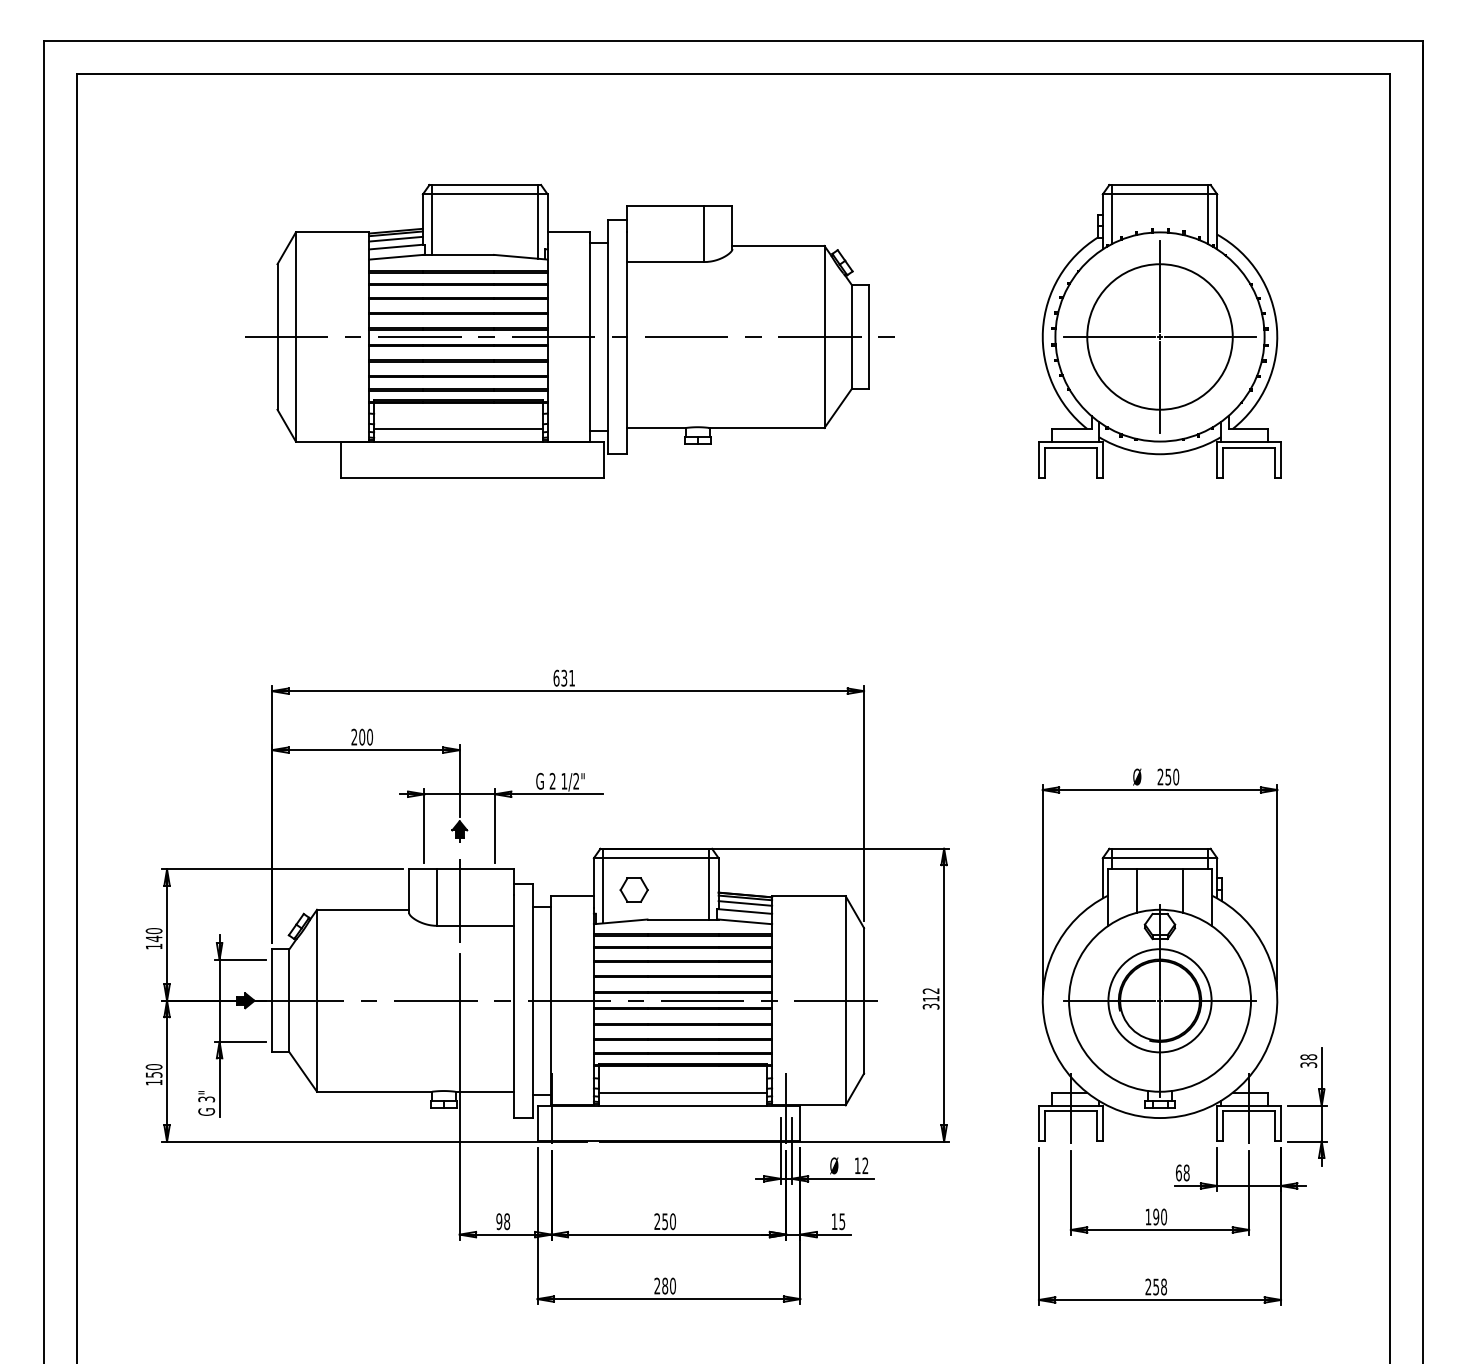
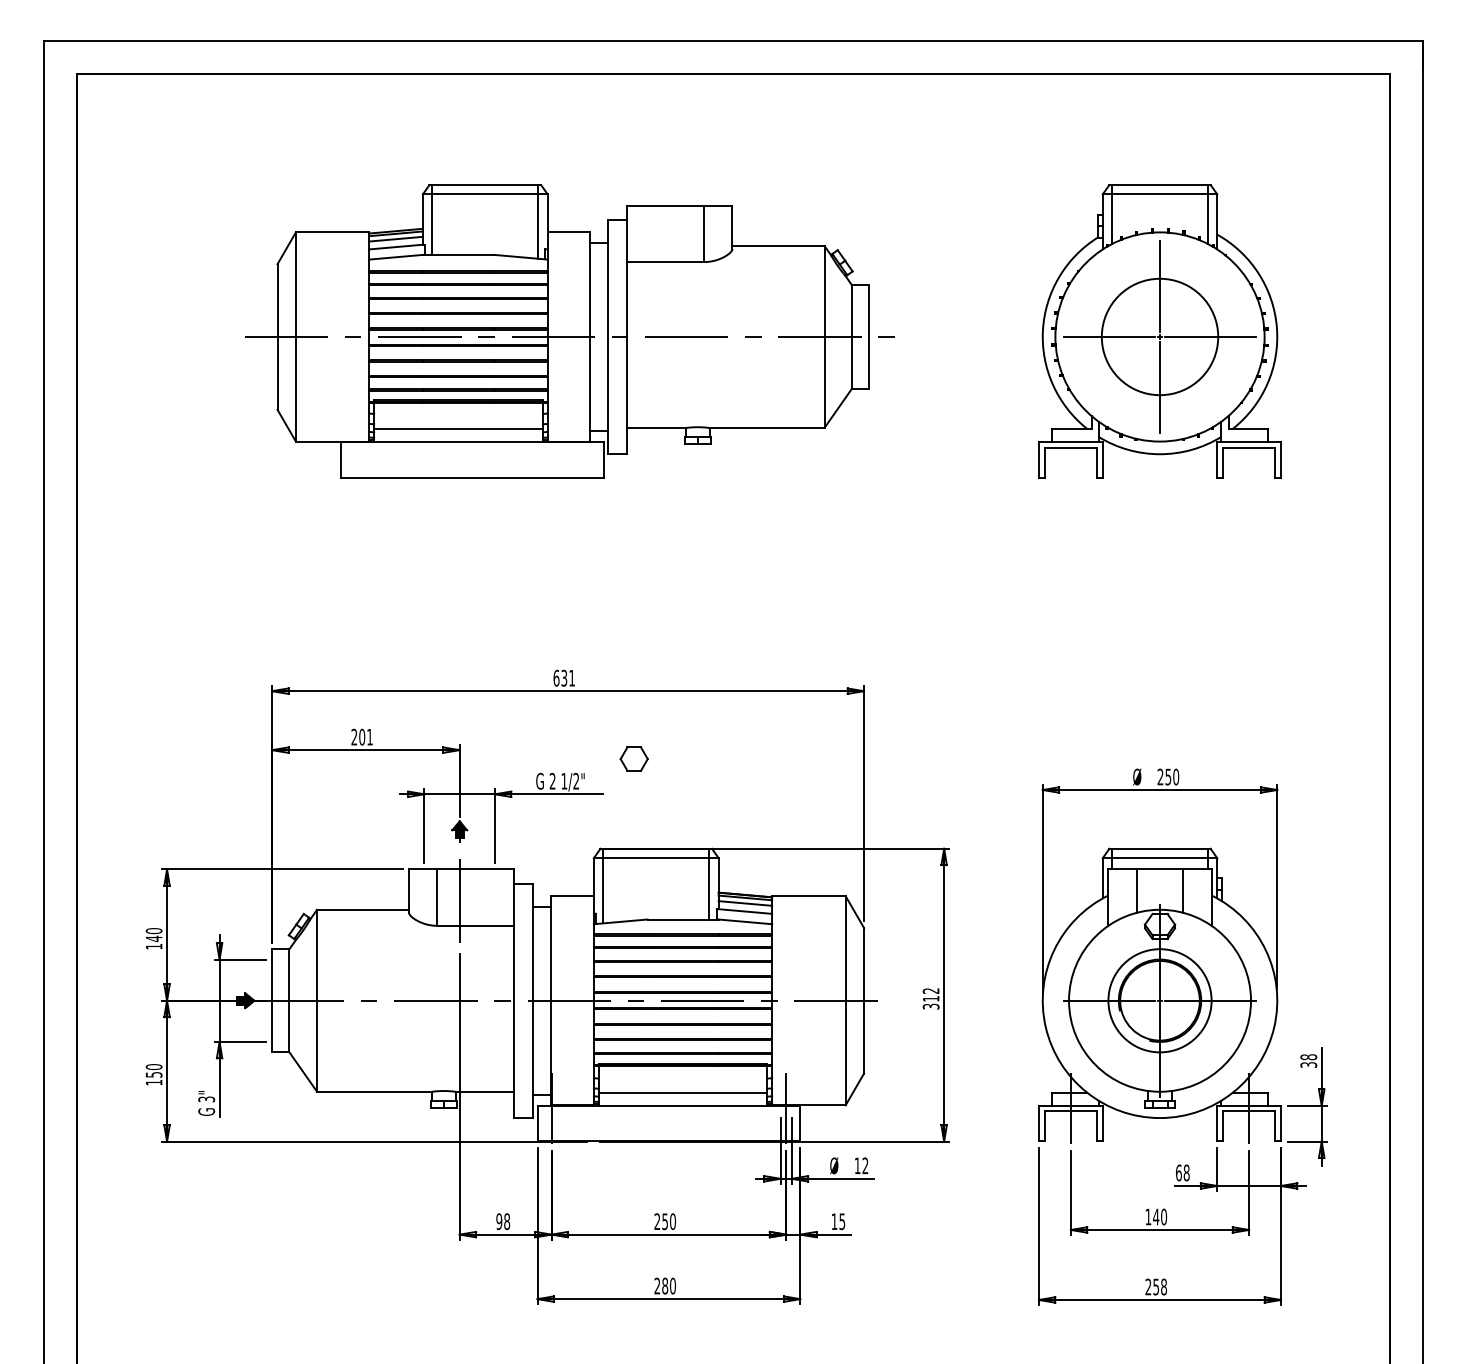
circle diameter: 145 px -> 116 px (1159, 336)
text: 200 -> 201 (370, 736)
part position: (633, 889) -> (633, 758) (633, 758)
text: 190 -> 140 (1156, 1216)
